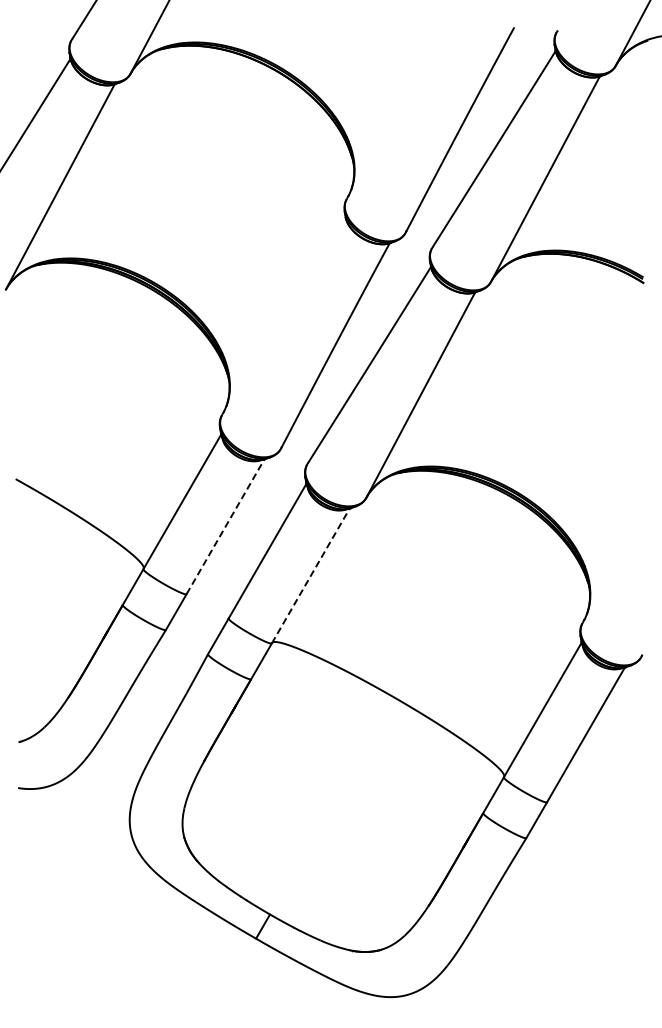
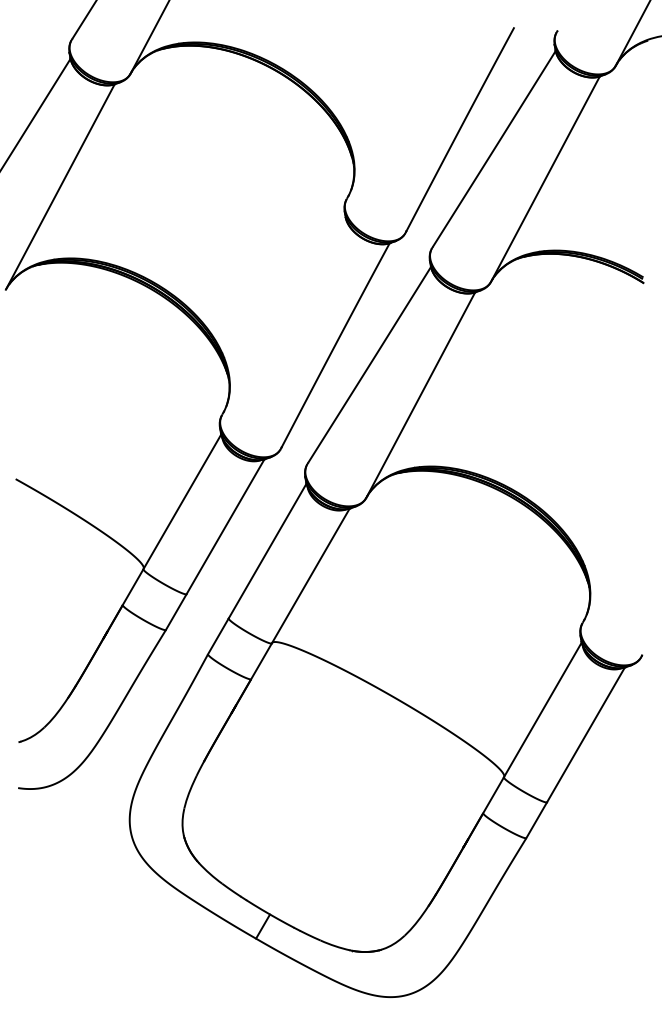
line: dashed -> solid (225, 526)
line: dashed -> solid (310, 576)
